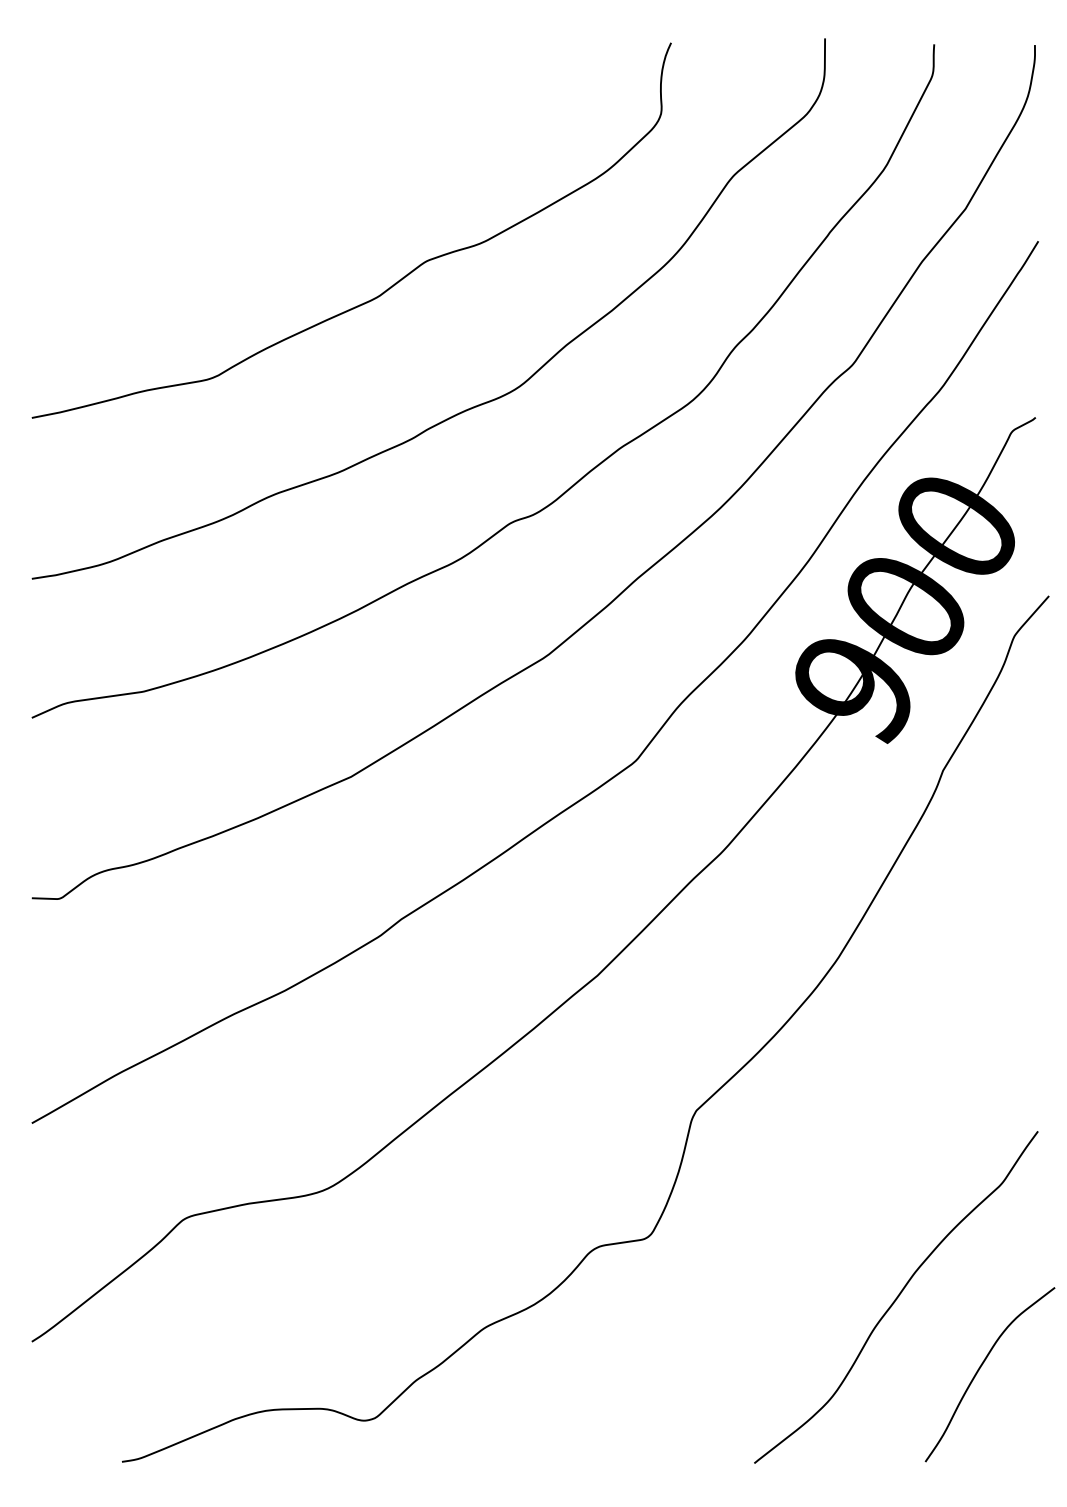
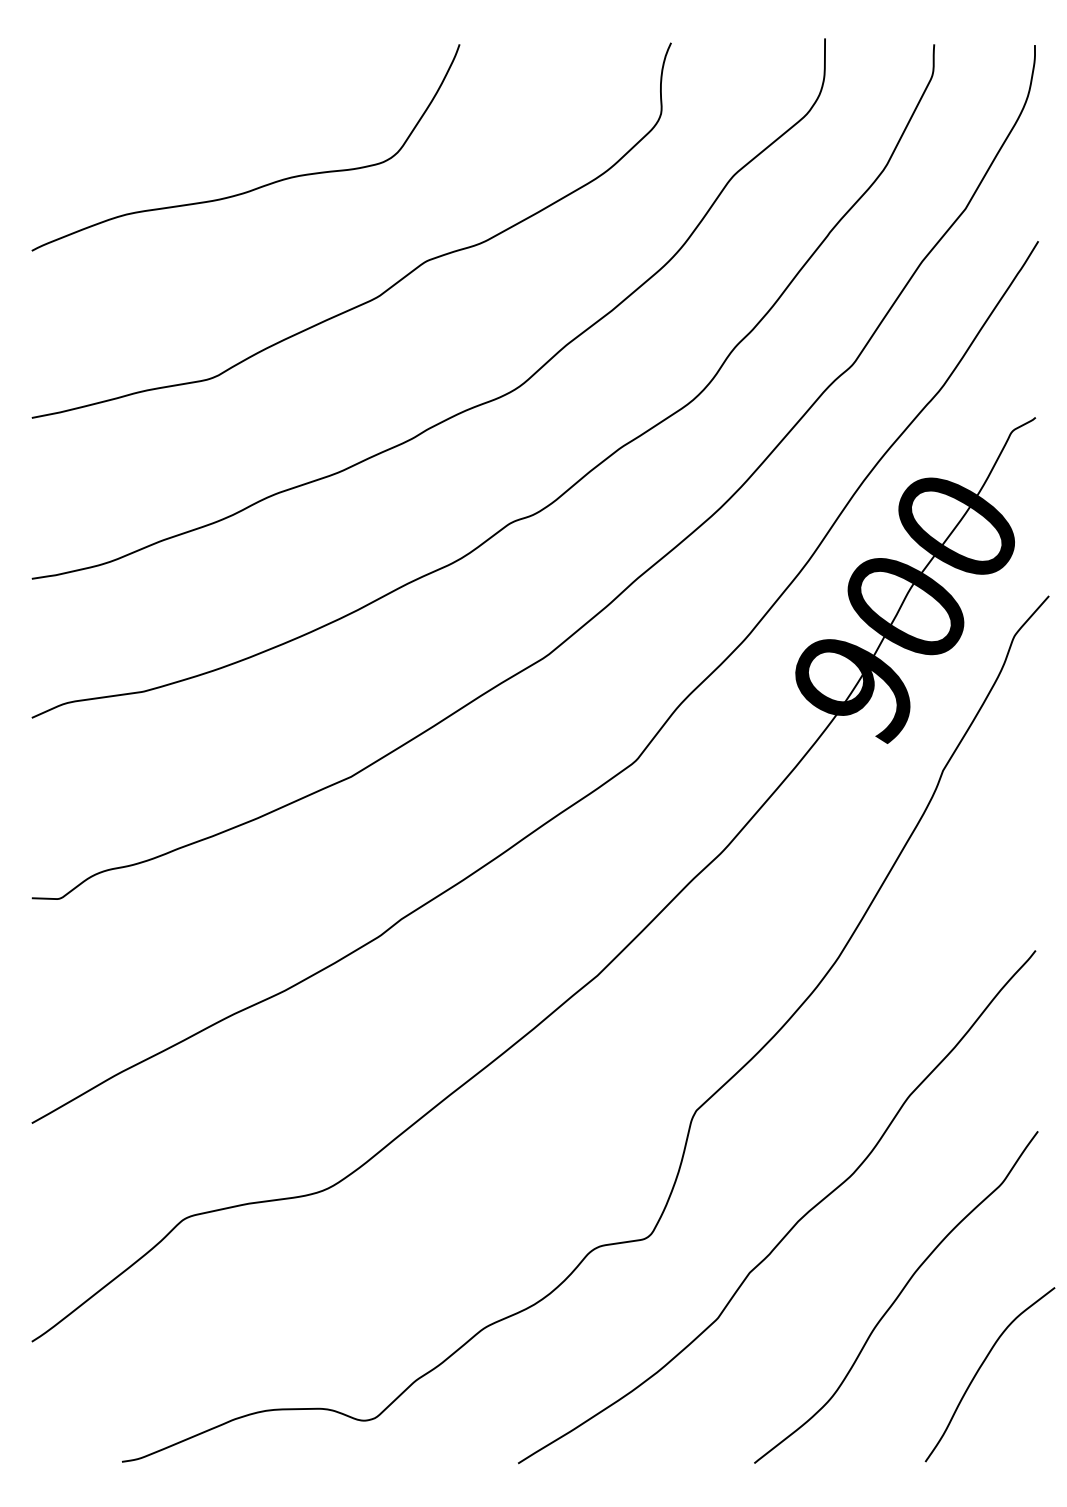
curve: none -> present (259, 186)
curve: none -> present (796, 1221)
